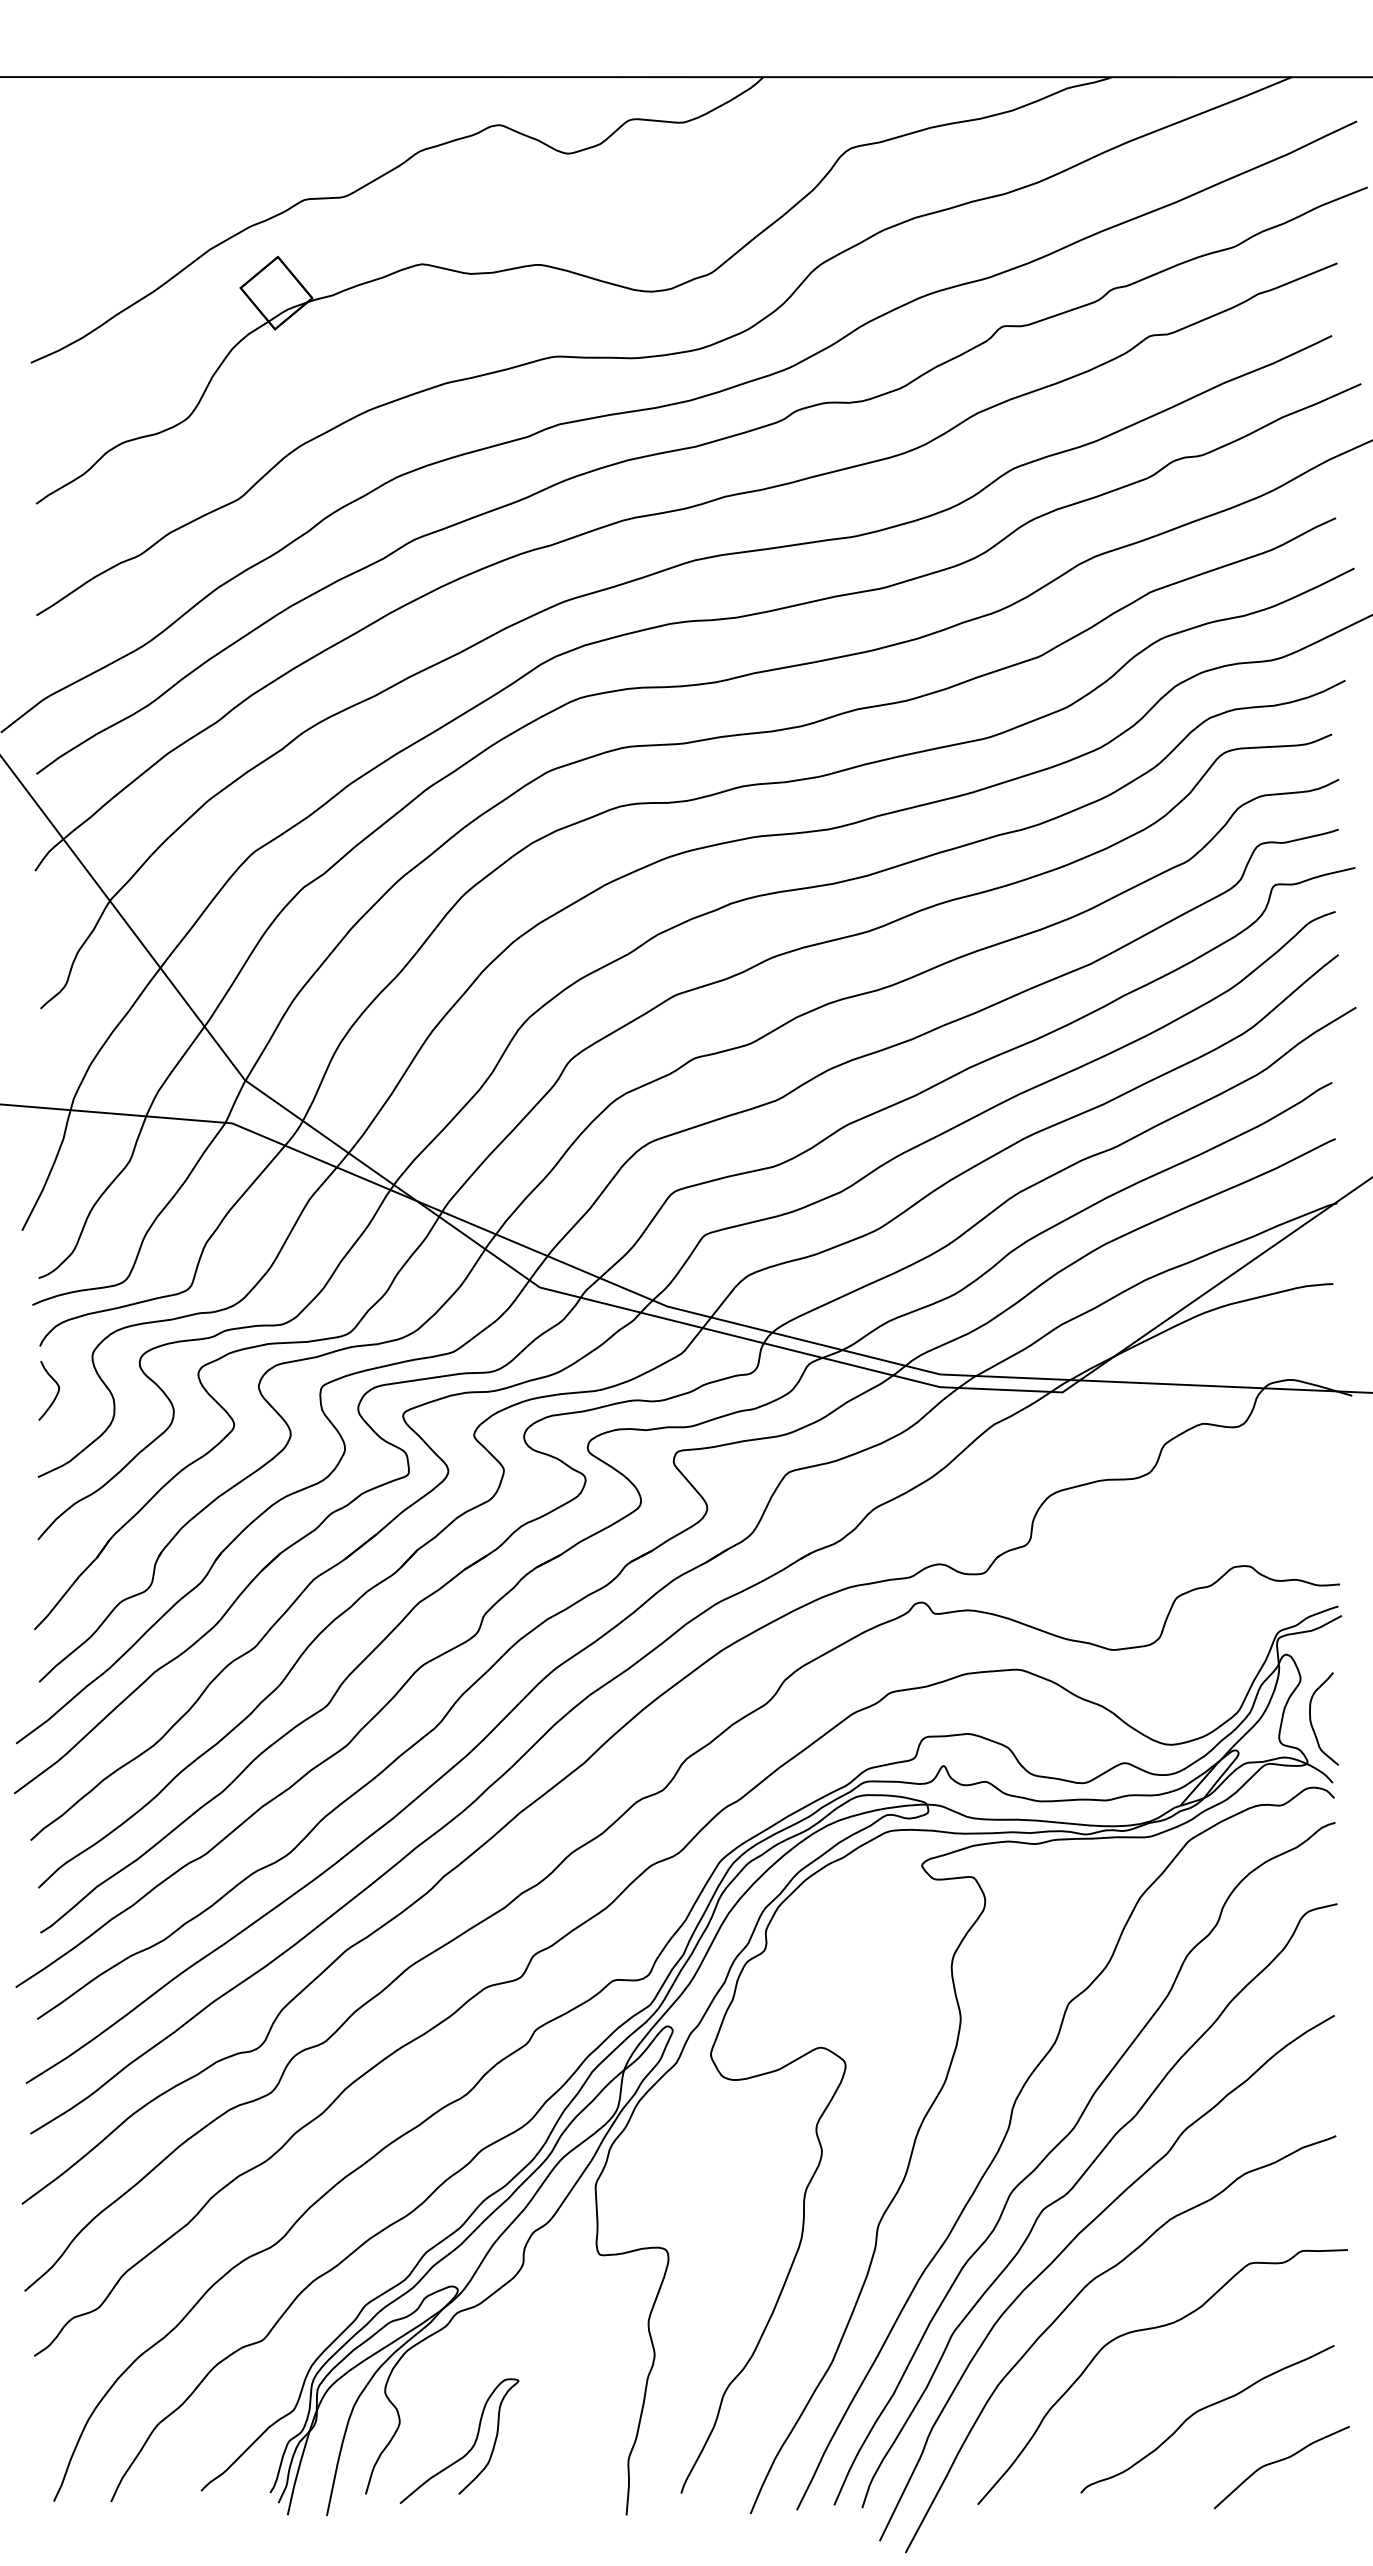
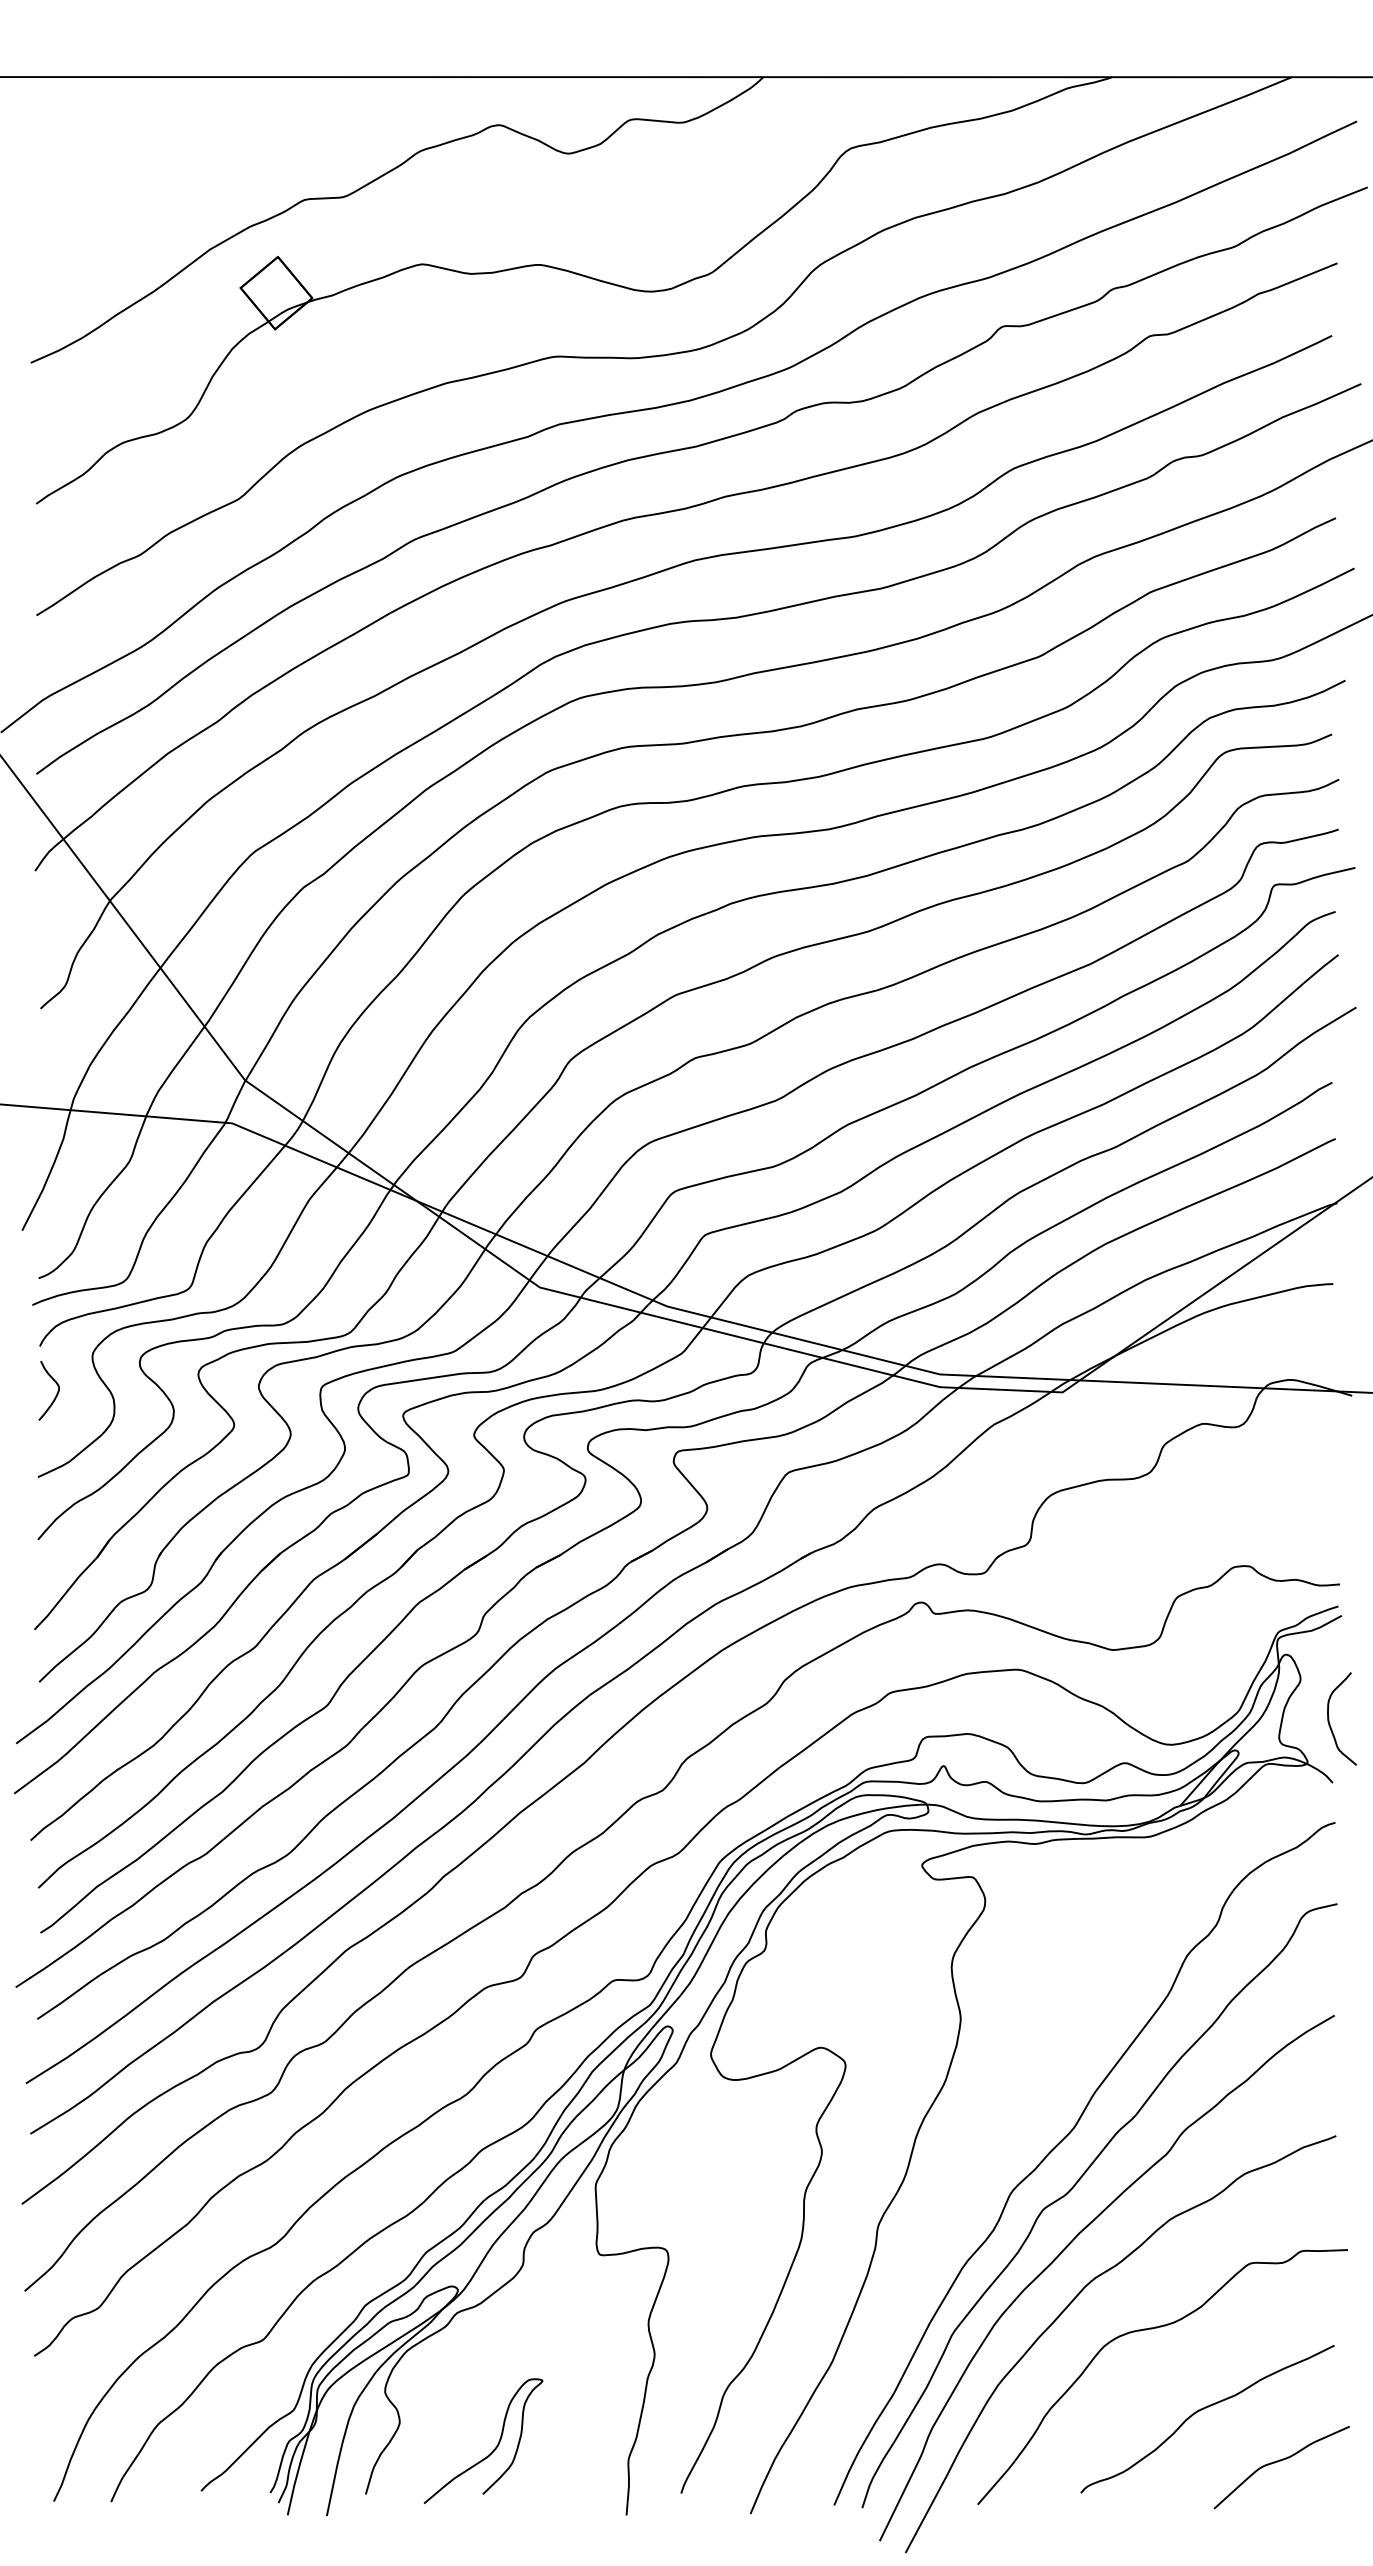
curve position: (1311, 1718) -> (1329, 1718) (1329, 1718)
curve: present -> none (1009, 2129)
curve position: (469, 2449) -> (493, 2449) (493, 2449)
